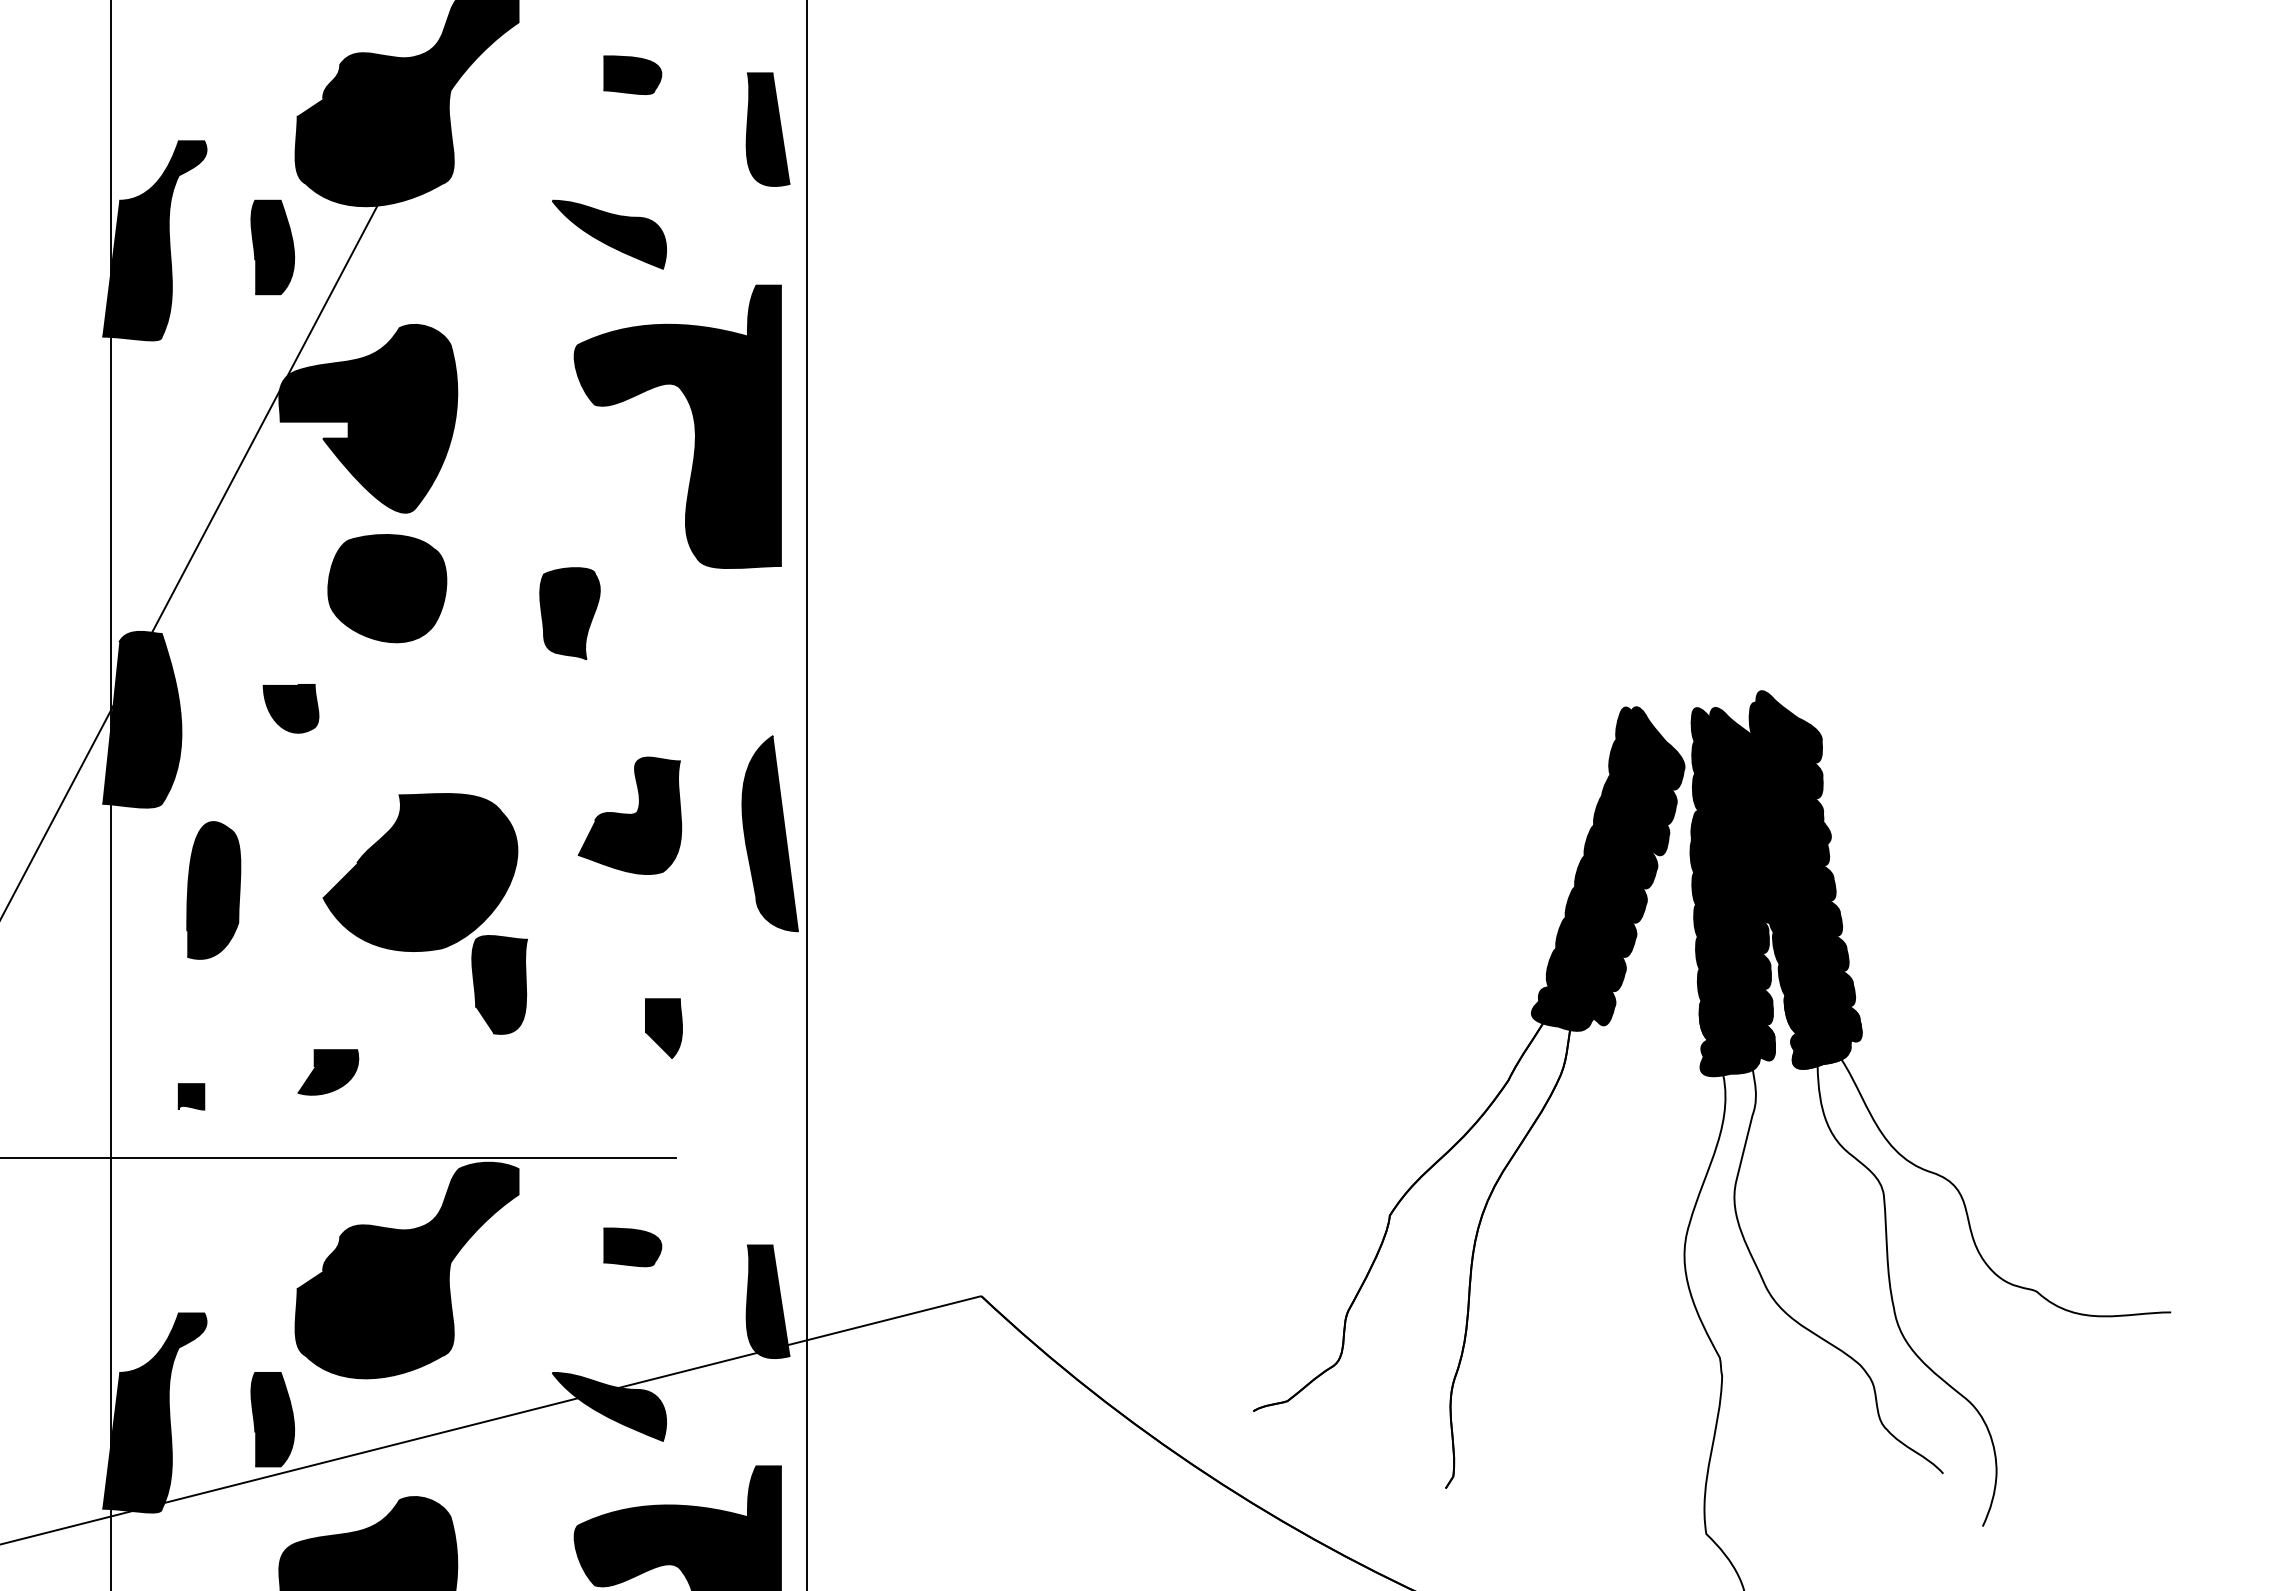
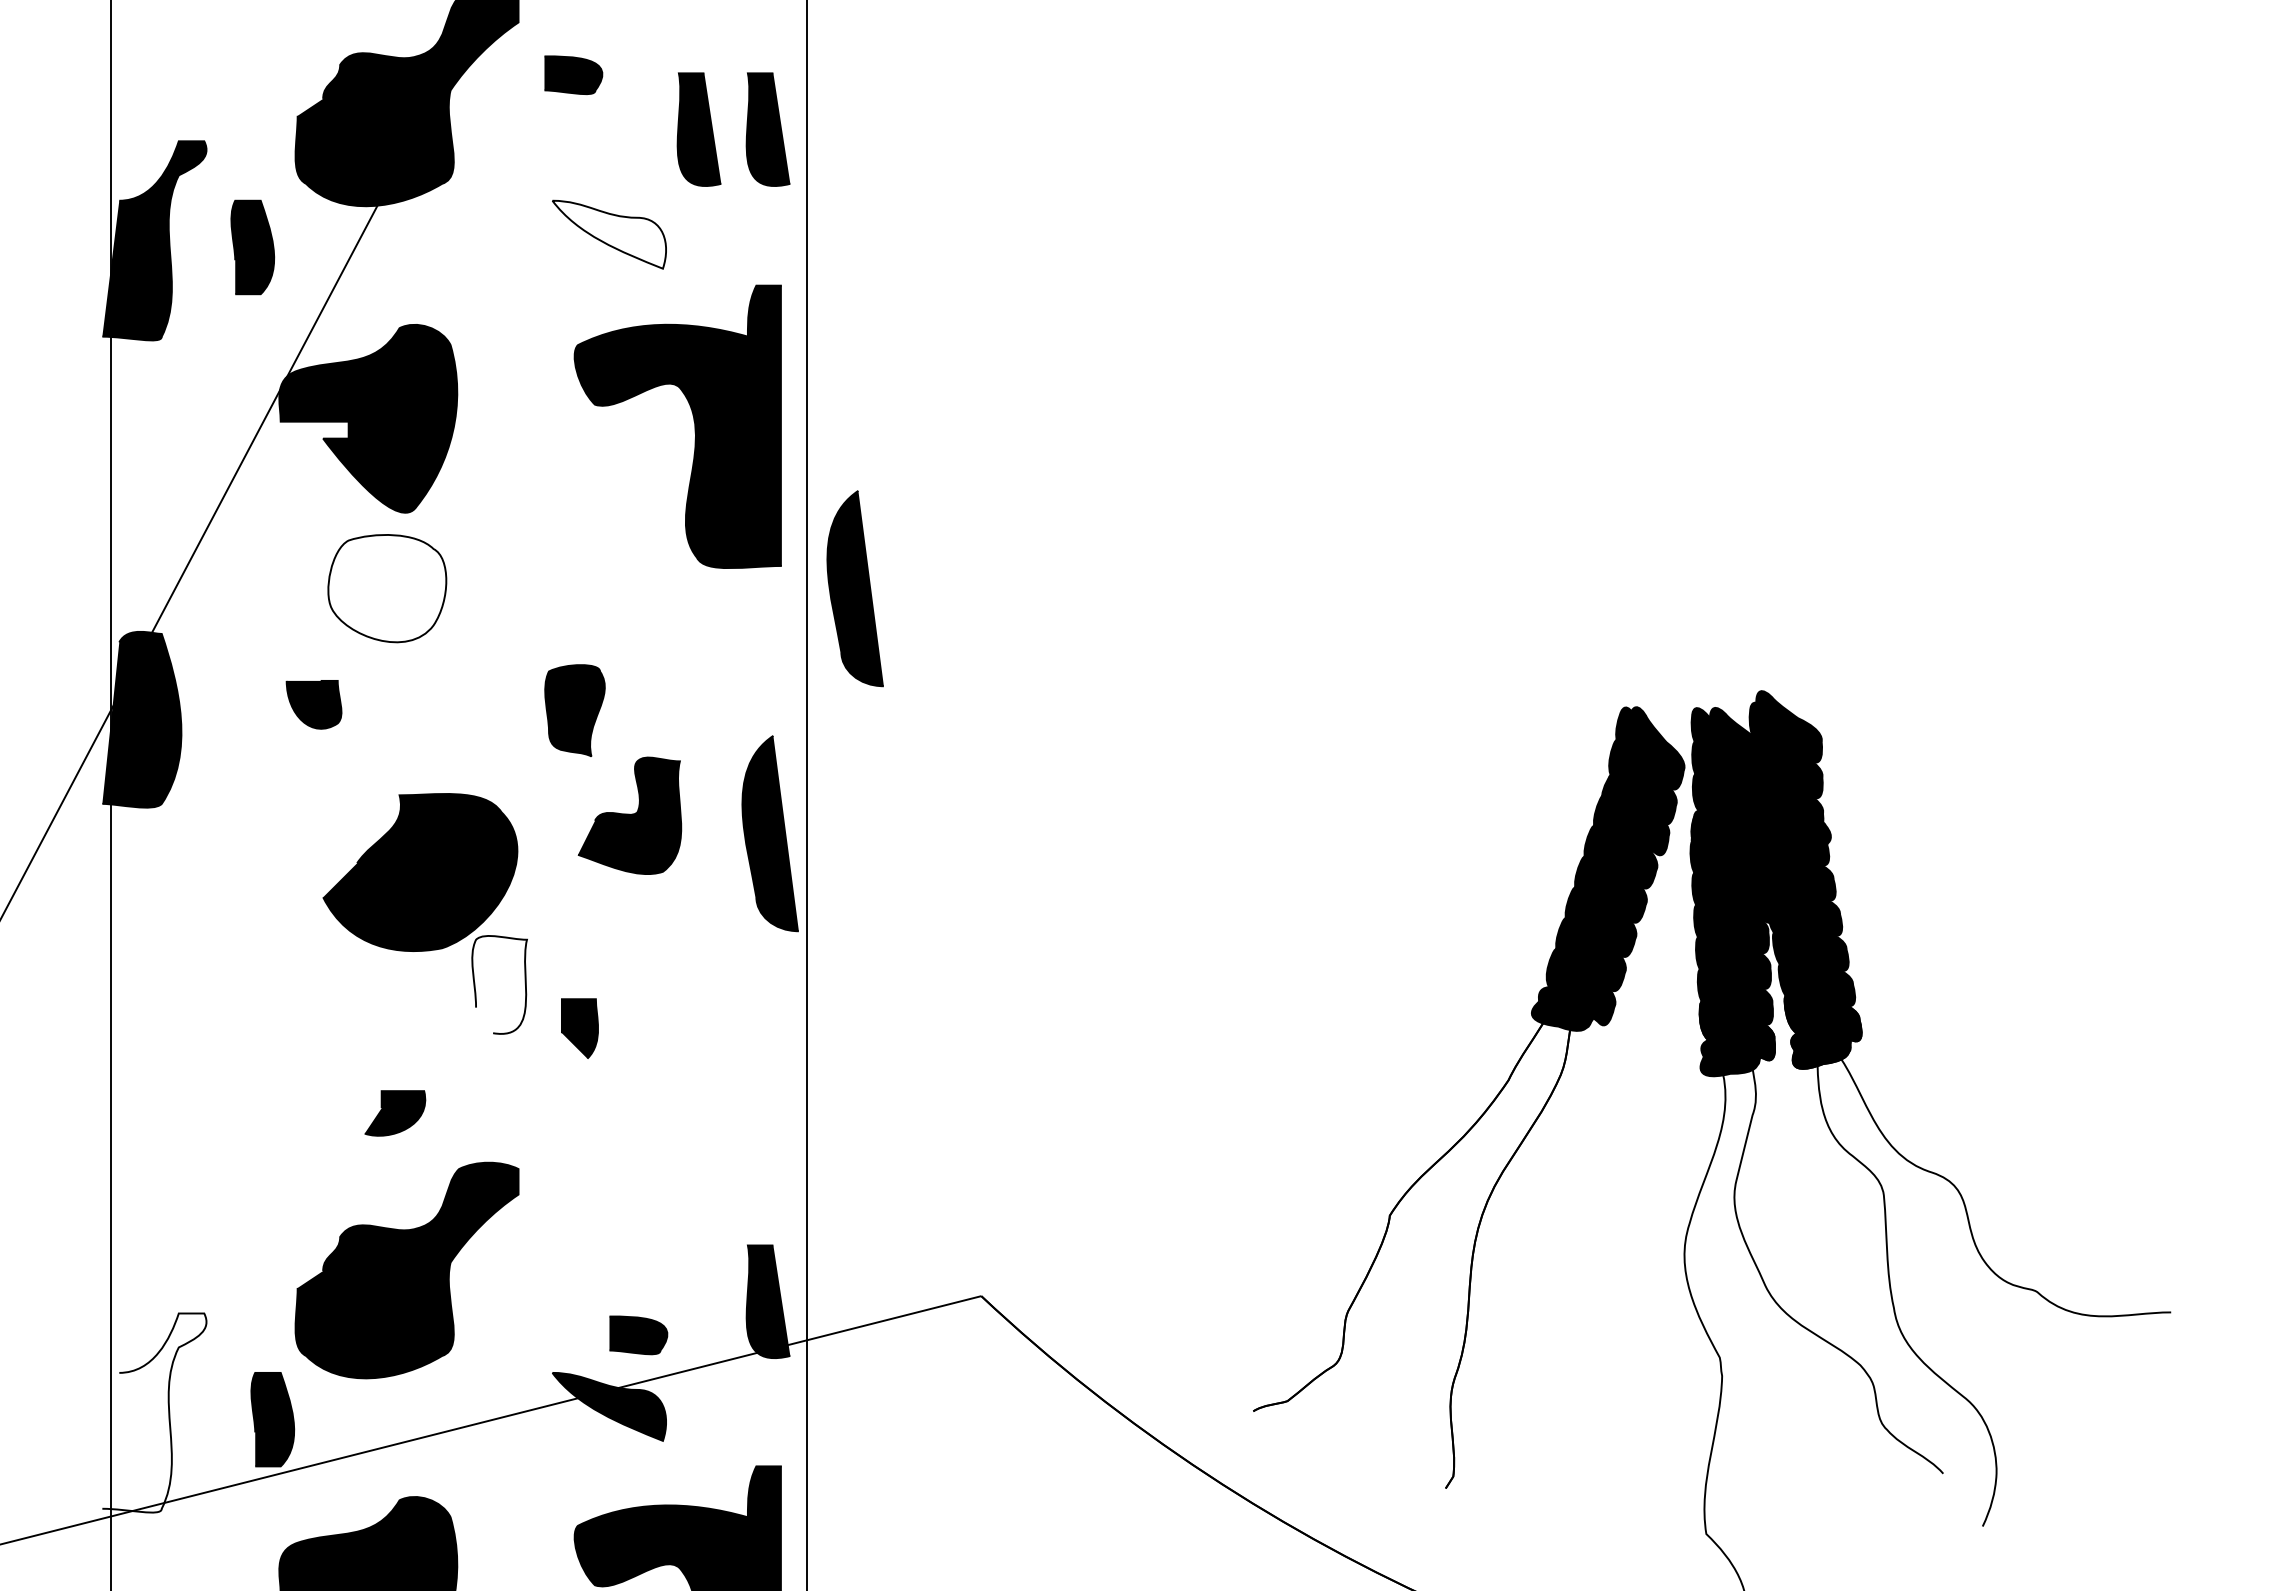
part position: (632, 74) -> (573, 74) (573, 74)
part: none -> present (698, 129)
fill: present -> none (609, 234)
part position: (272, 247) -> (252, 247) (252, 247)
fill: present -> none (387, 588)
part: none -> present (854, 588)
part position: (569, 613) -> (574, 710) (574, 710)
part position: (290, 708) -> (313, 704) (313, 704)
part: present -> none (213, 890)
fill: present -> none (499, 984)
part position: (663, 1028) -> (579, 1028) (579, 1028)
part position: (328, 1072) -> (395, 1113) (395, 1113)
part: present -> none (191, 1096)
line: present -> none (338, 1158)
part position: (632, 1247) -> (638, 1335) (638, 1335)
fill: present -> none (154, 1412)
